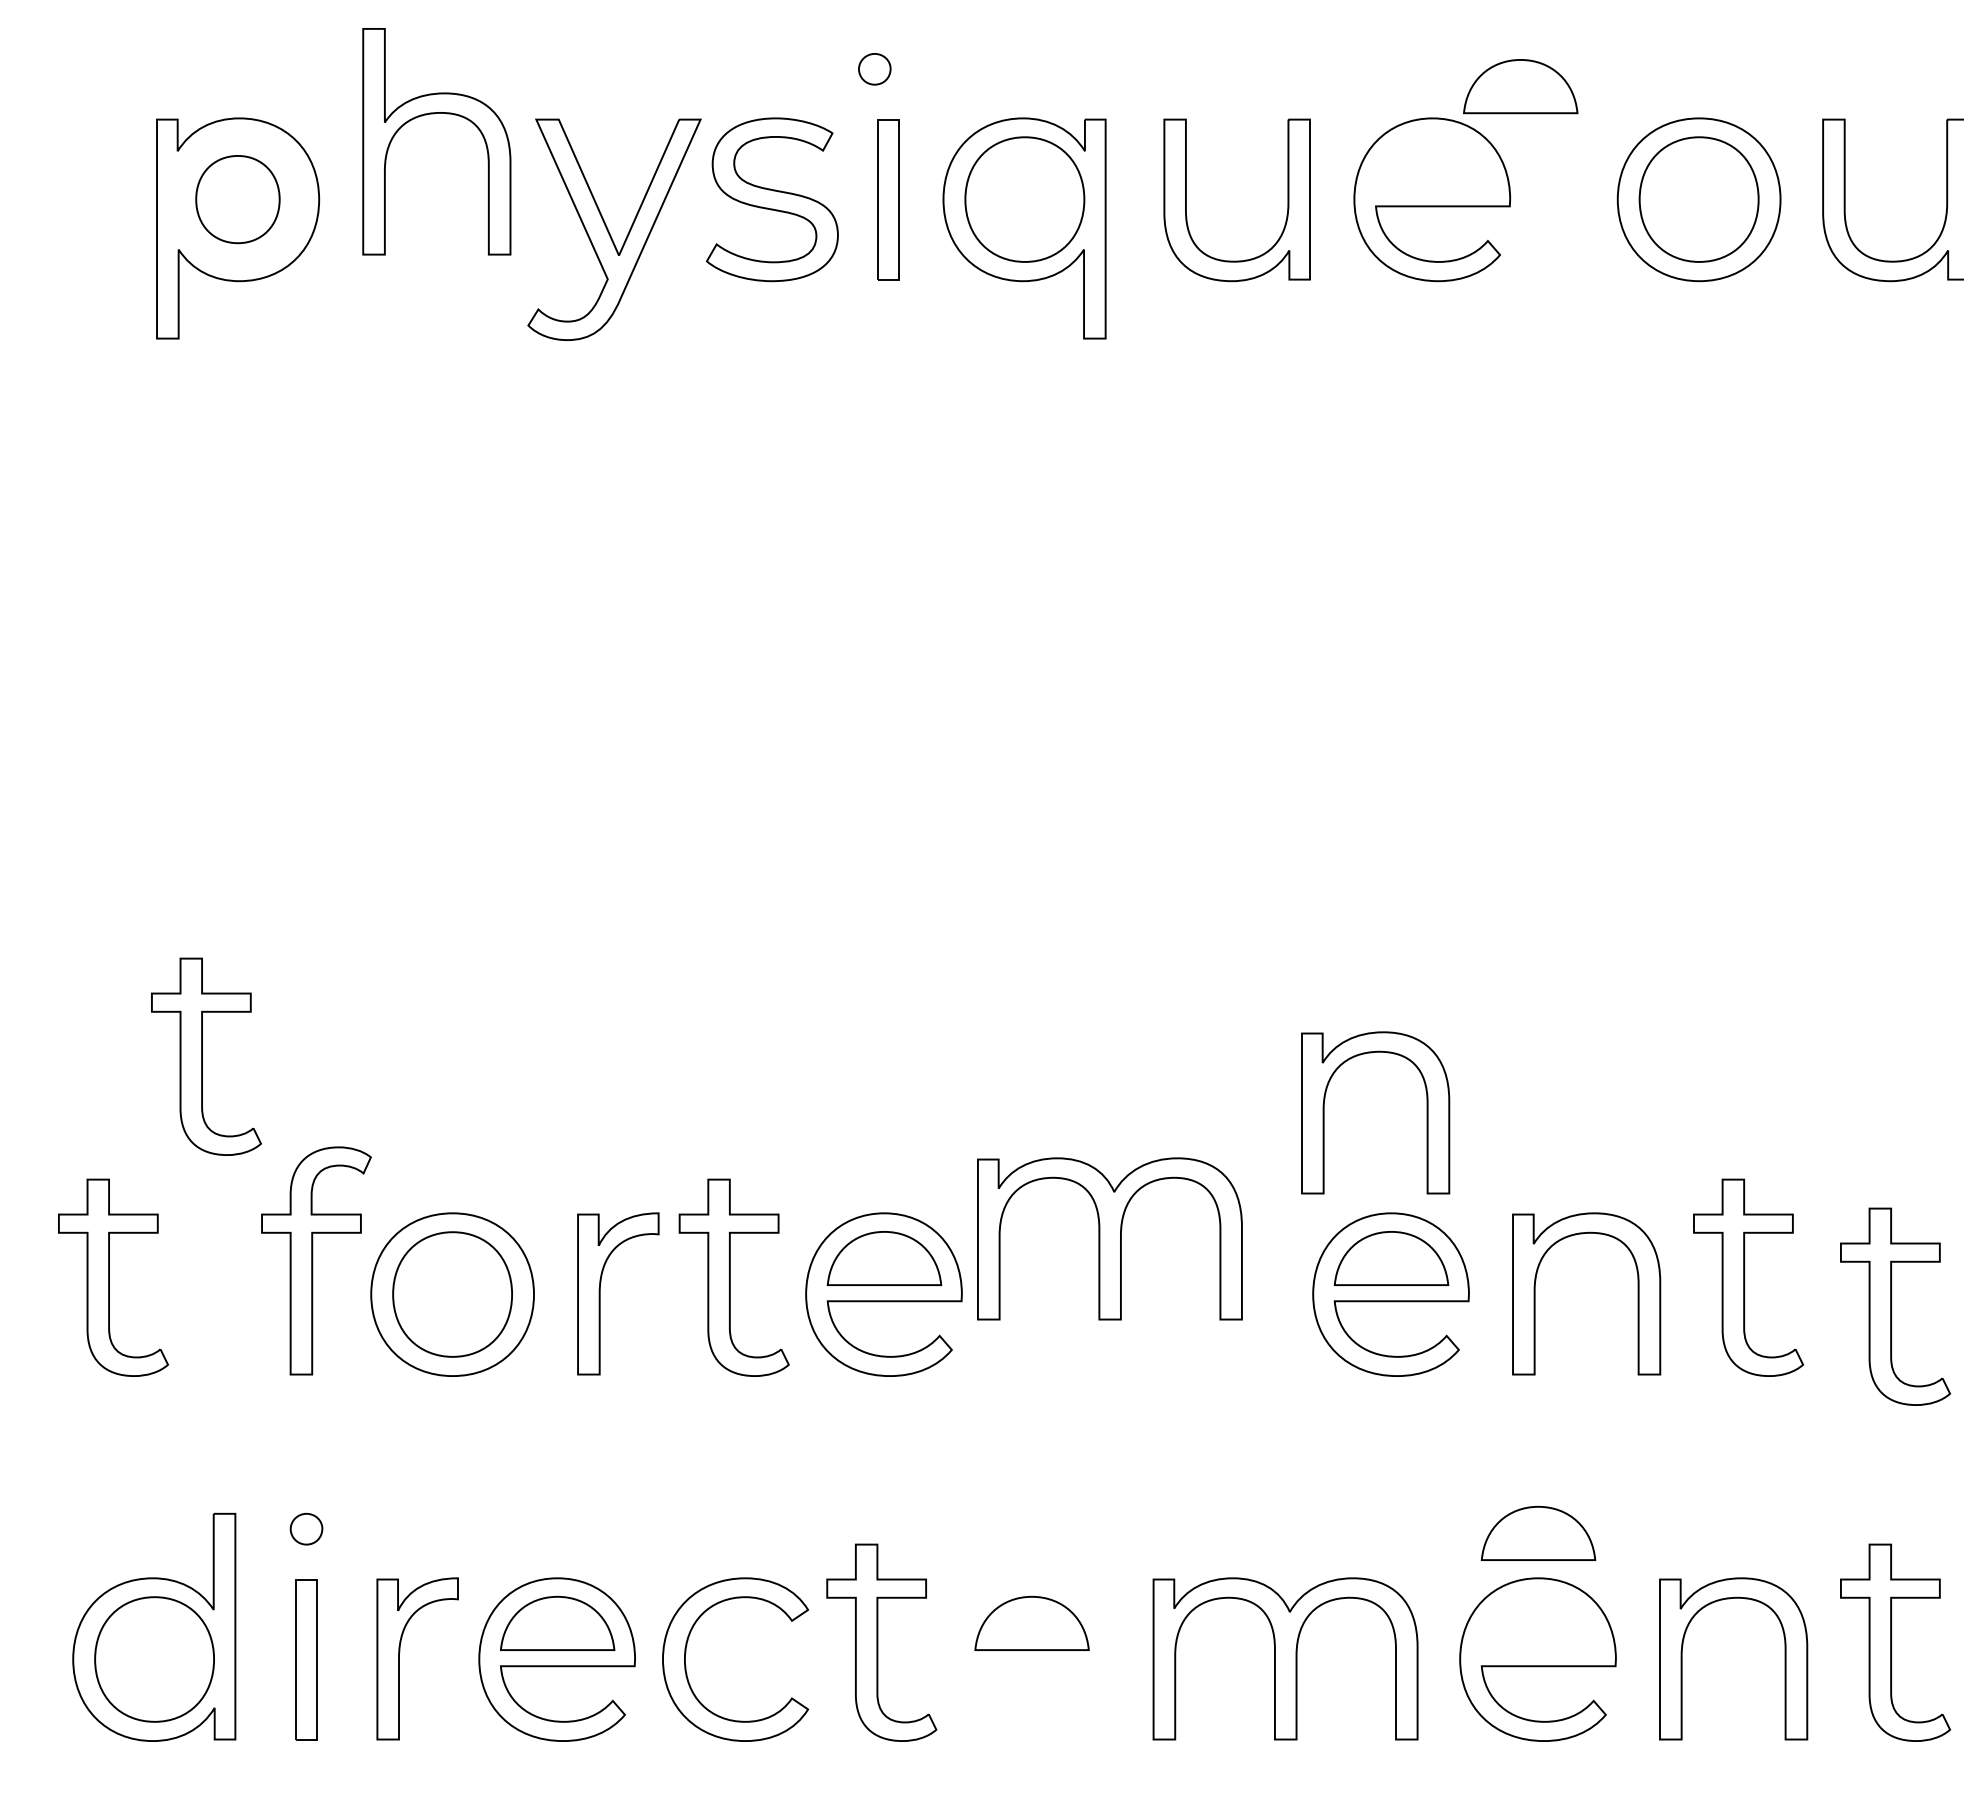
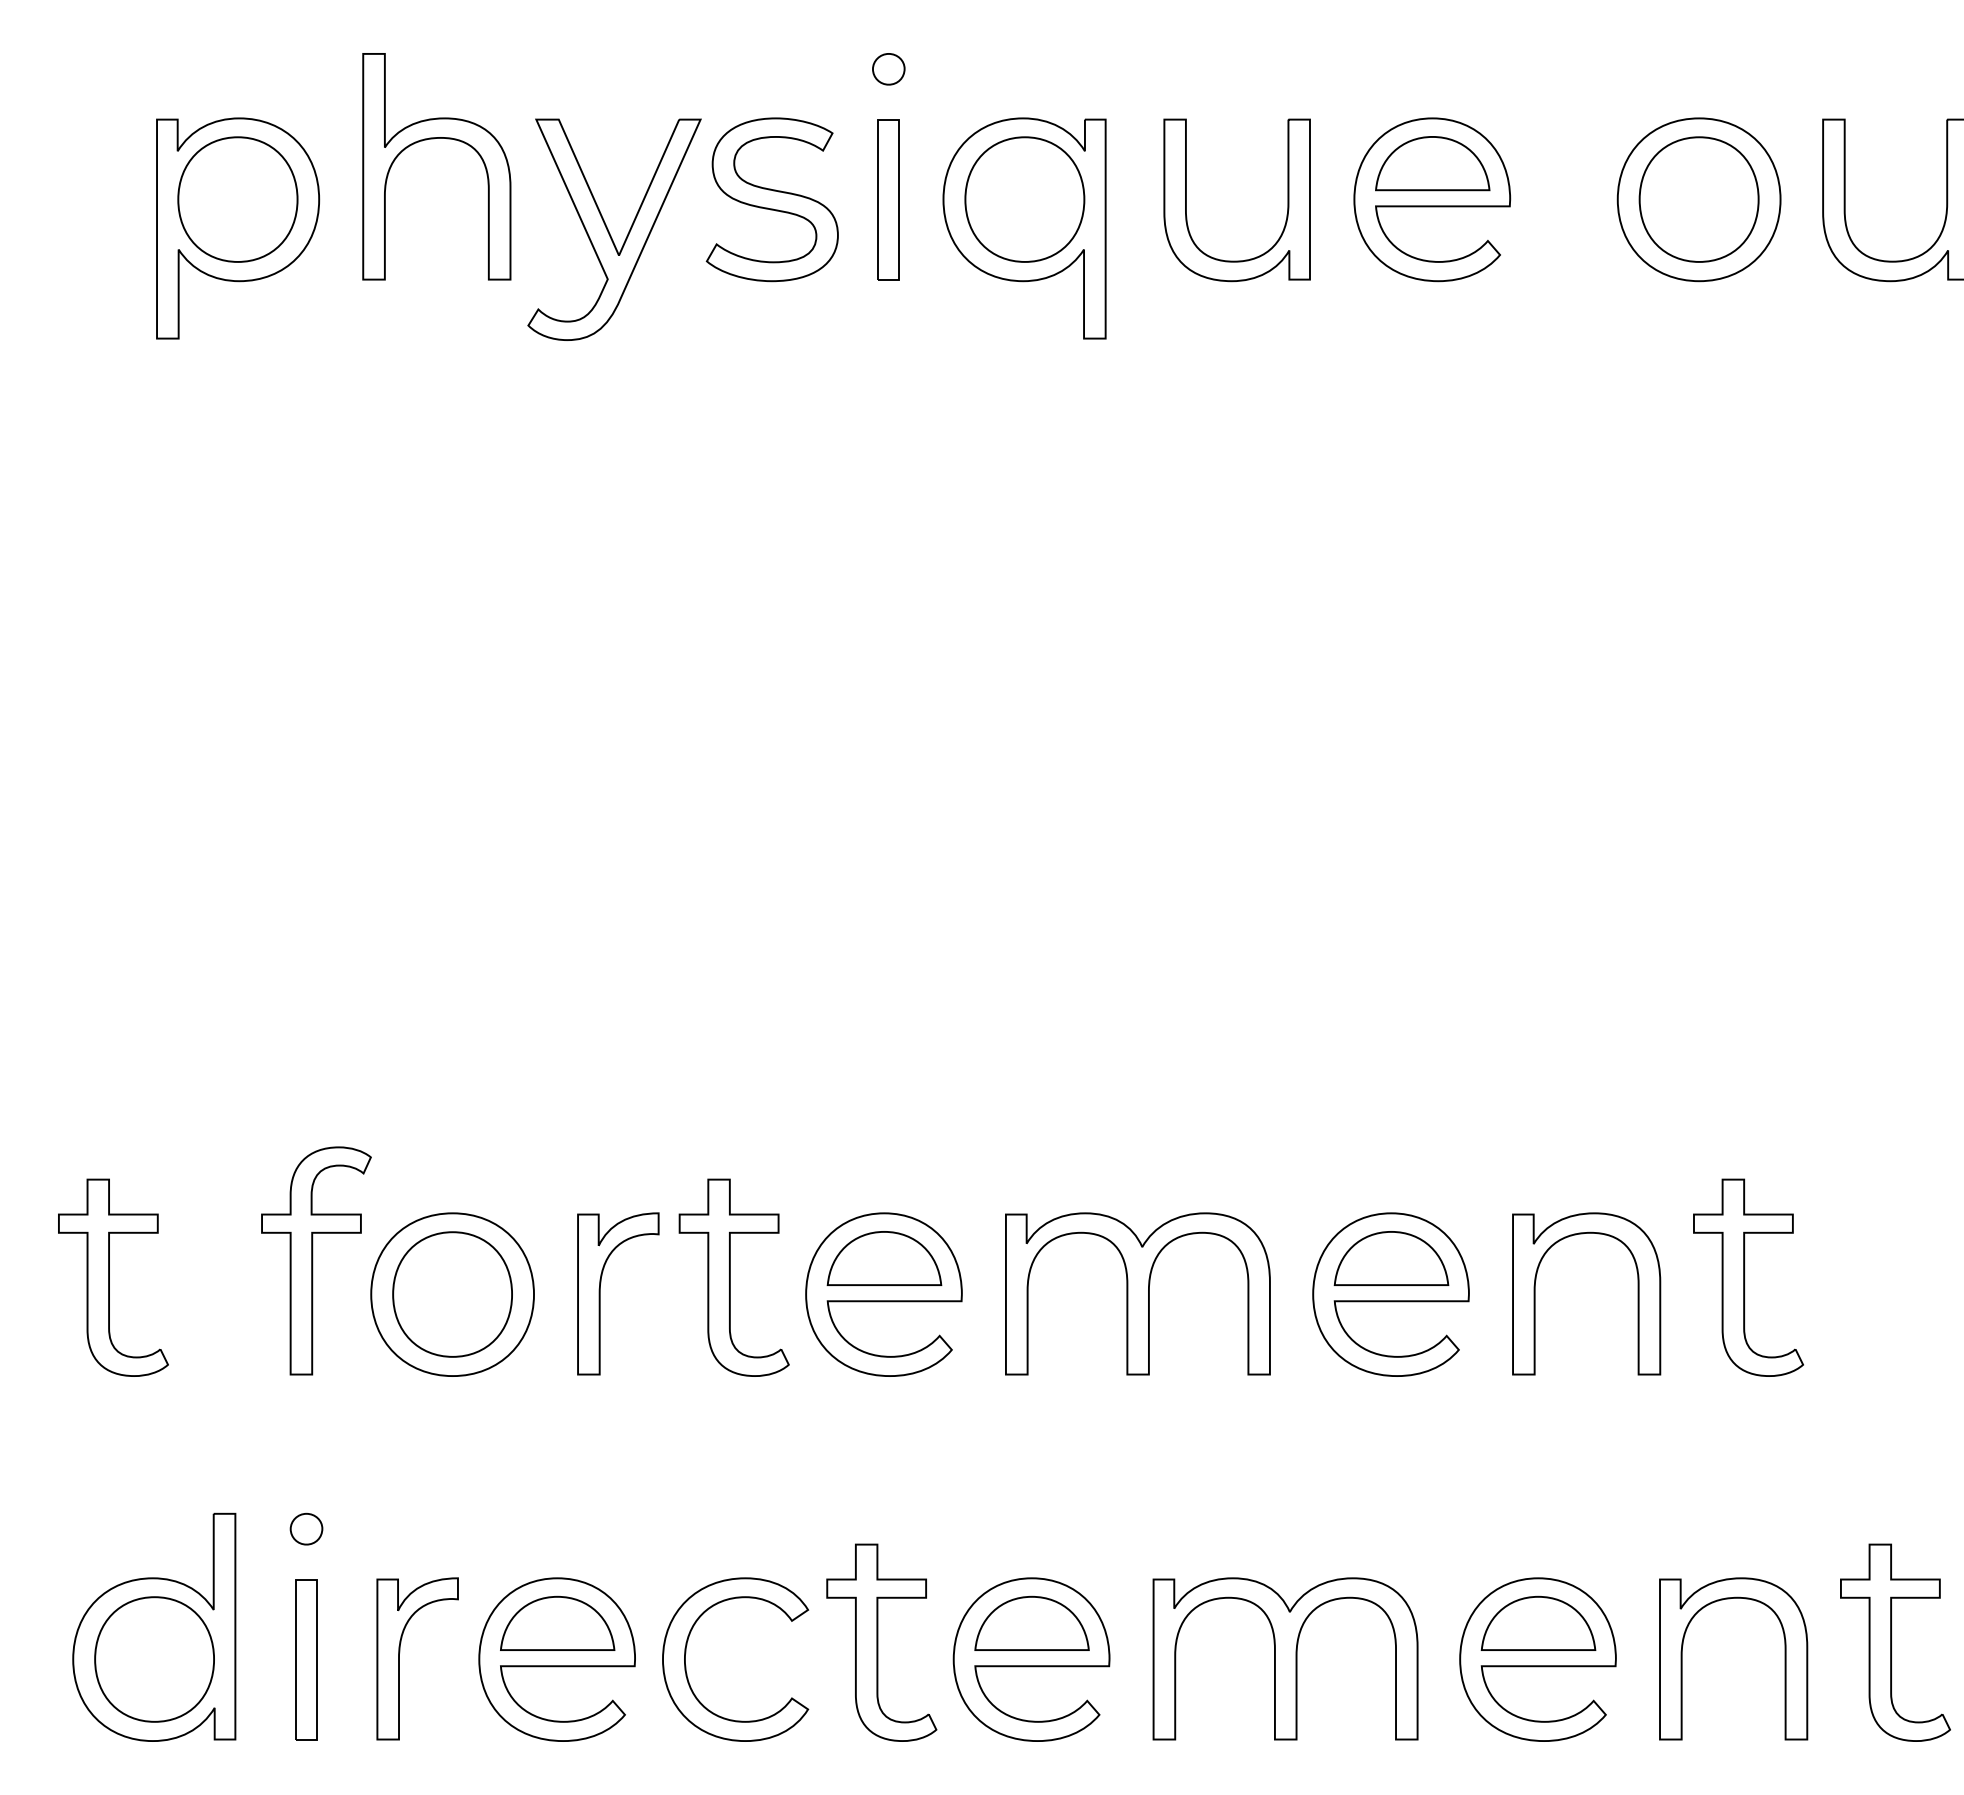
part position: (874, 69) -> (888, 69) (888, 69)
part position: (1520, 86) -> (1432, 163) (1432, 163)
part position: (434, 114) -> (434, 139) (434, 139)
part size: 86x90 px -> 122x127 px (237, 199)
part: present -> none (206, 1056)
part: present -> none (1324, 1112)
part position: (1109, 1238) -> (1137, 1293) (1137, 1293)
part: present -> none (1895, 1306)
part position: (1538, 1532) -> (1538, 1622) (1538, 1622)
part: none -> present (1031, 1659)
